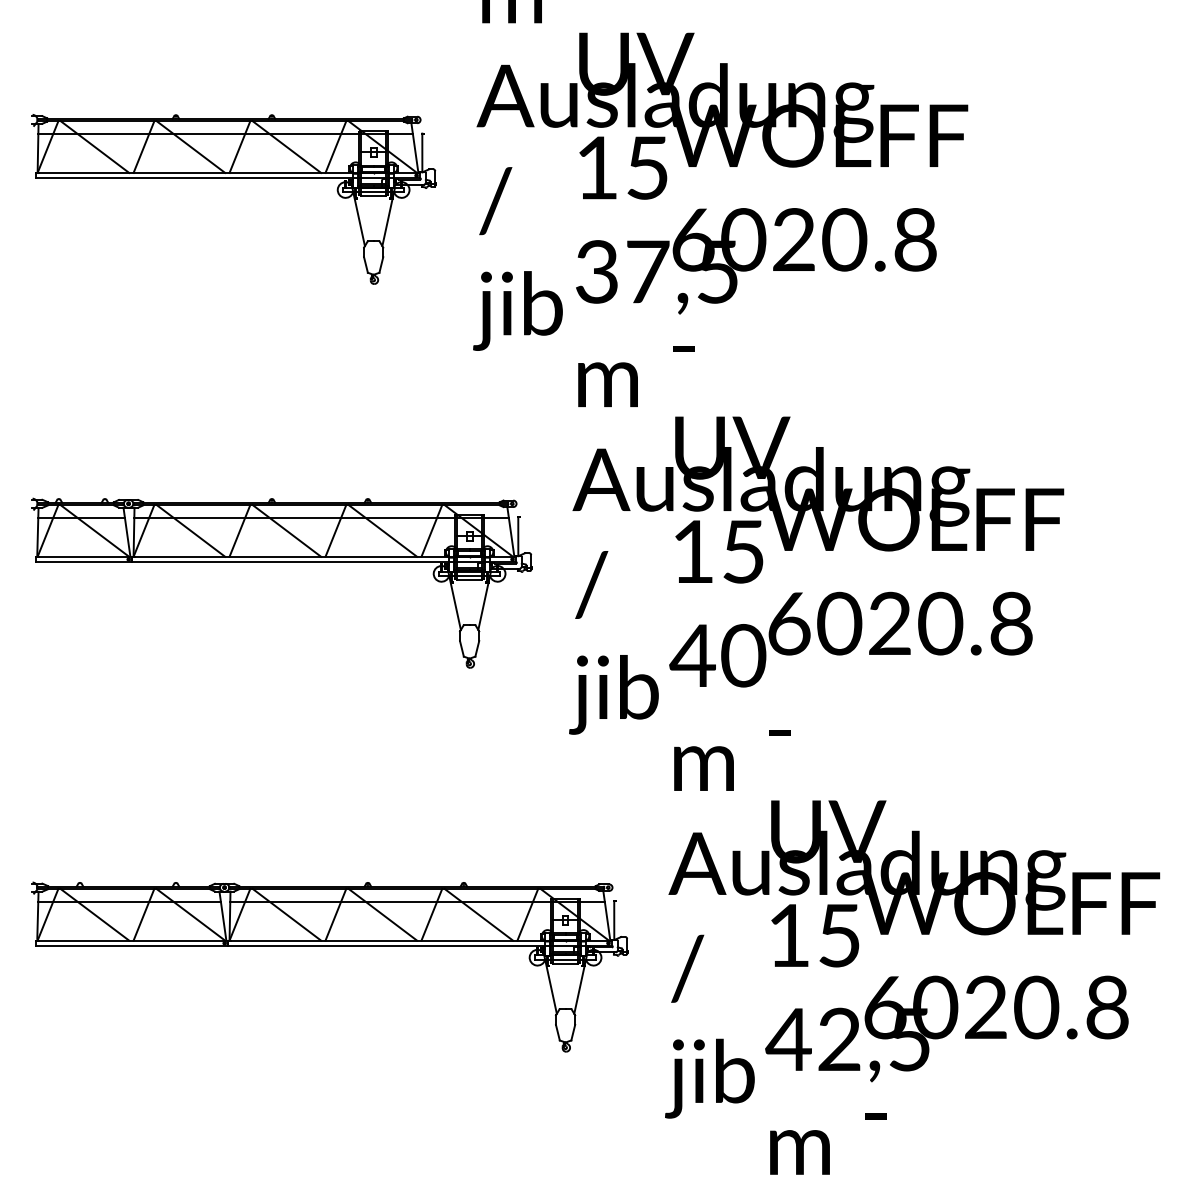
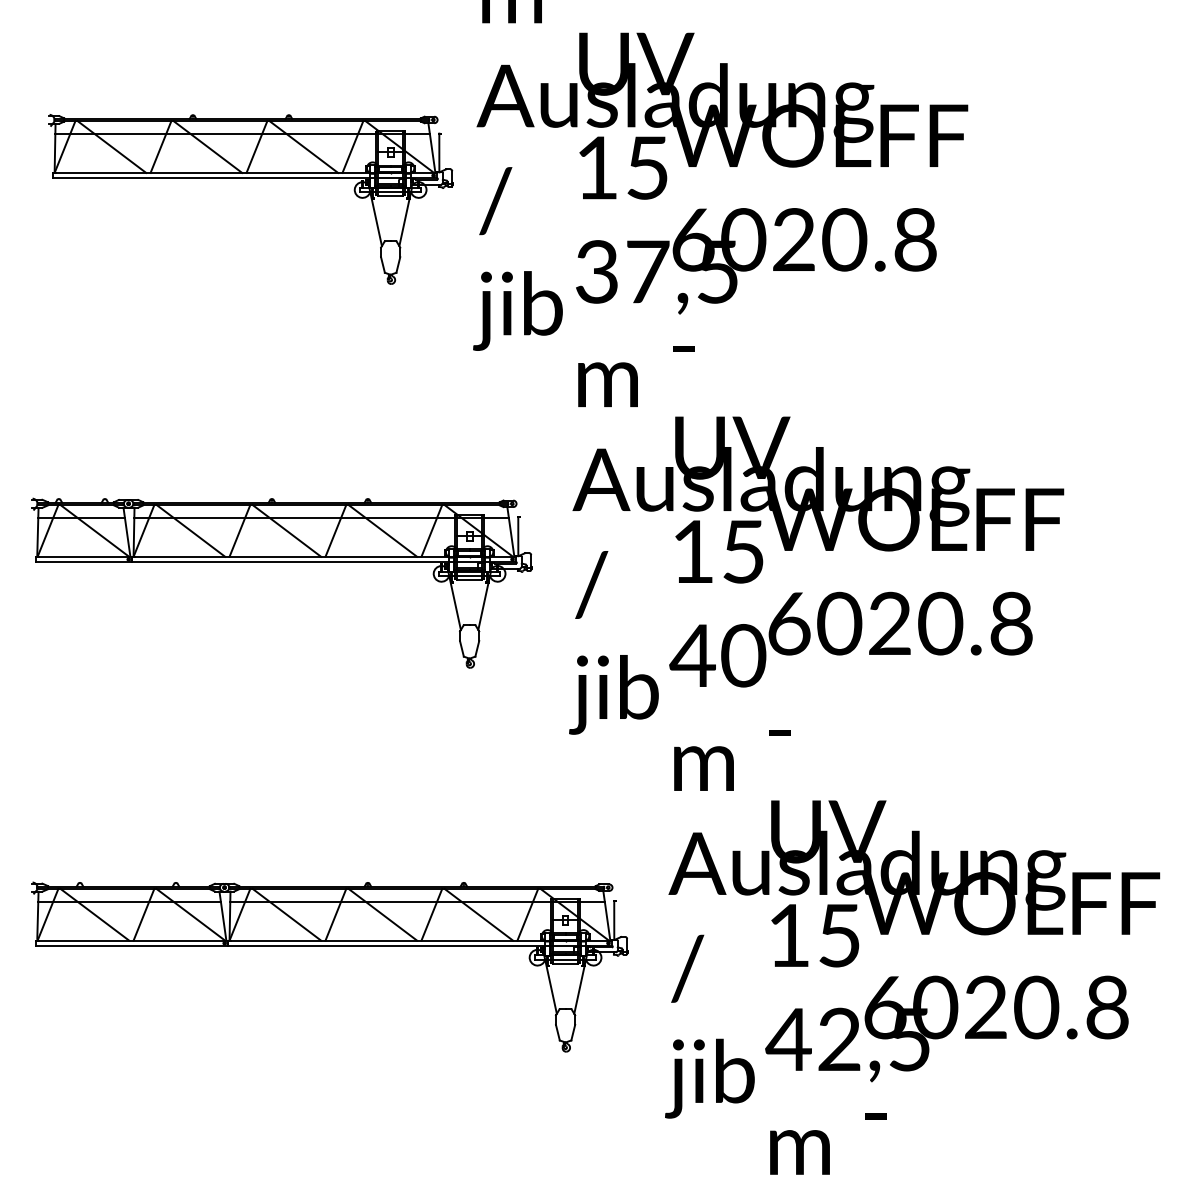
part position: (233, 178) -> (250, 178) (250, 178)
